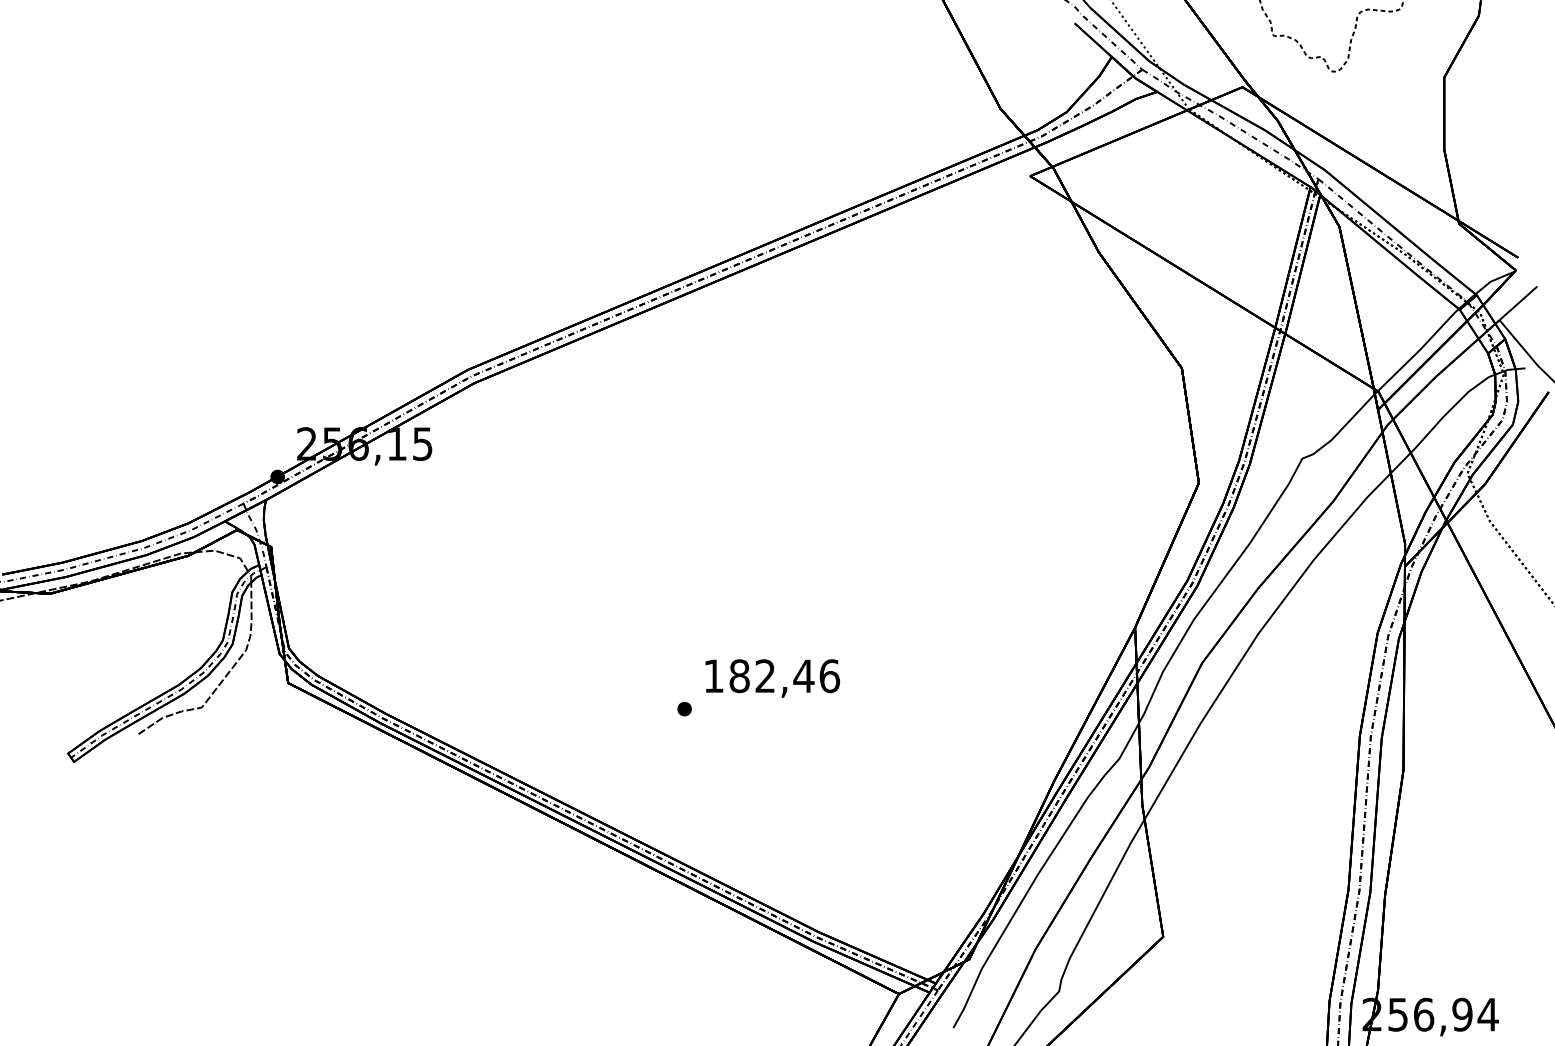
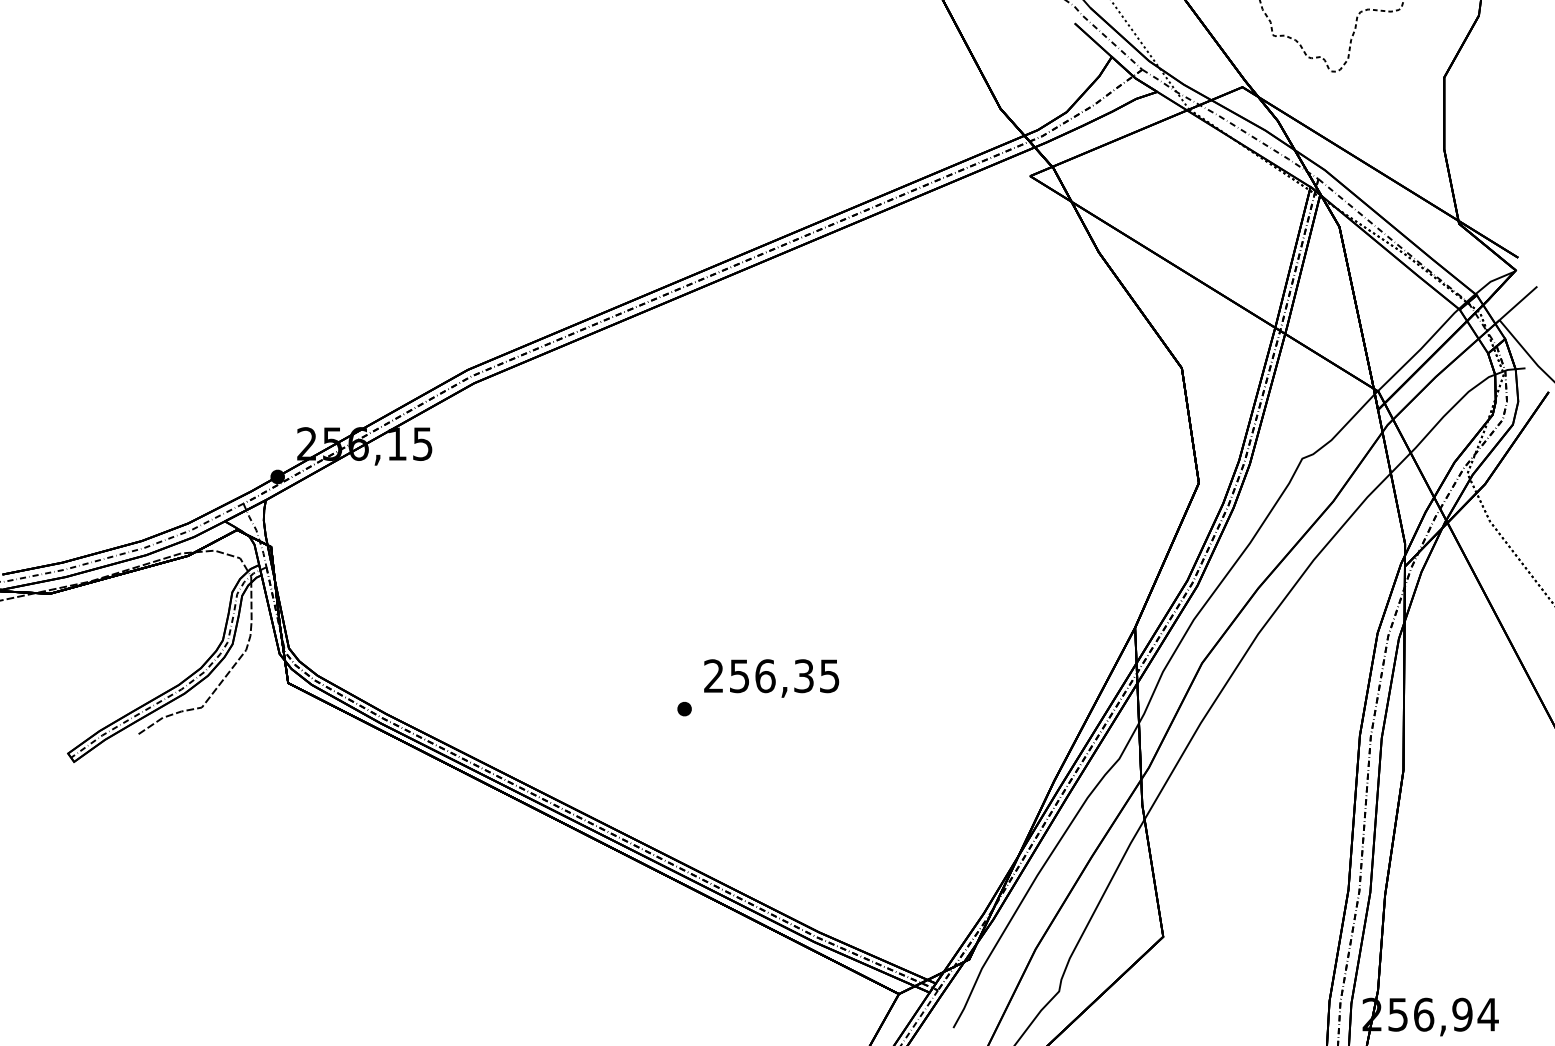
text: 182,46 -> 256,35 (772, 676)
